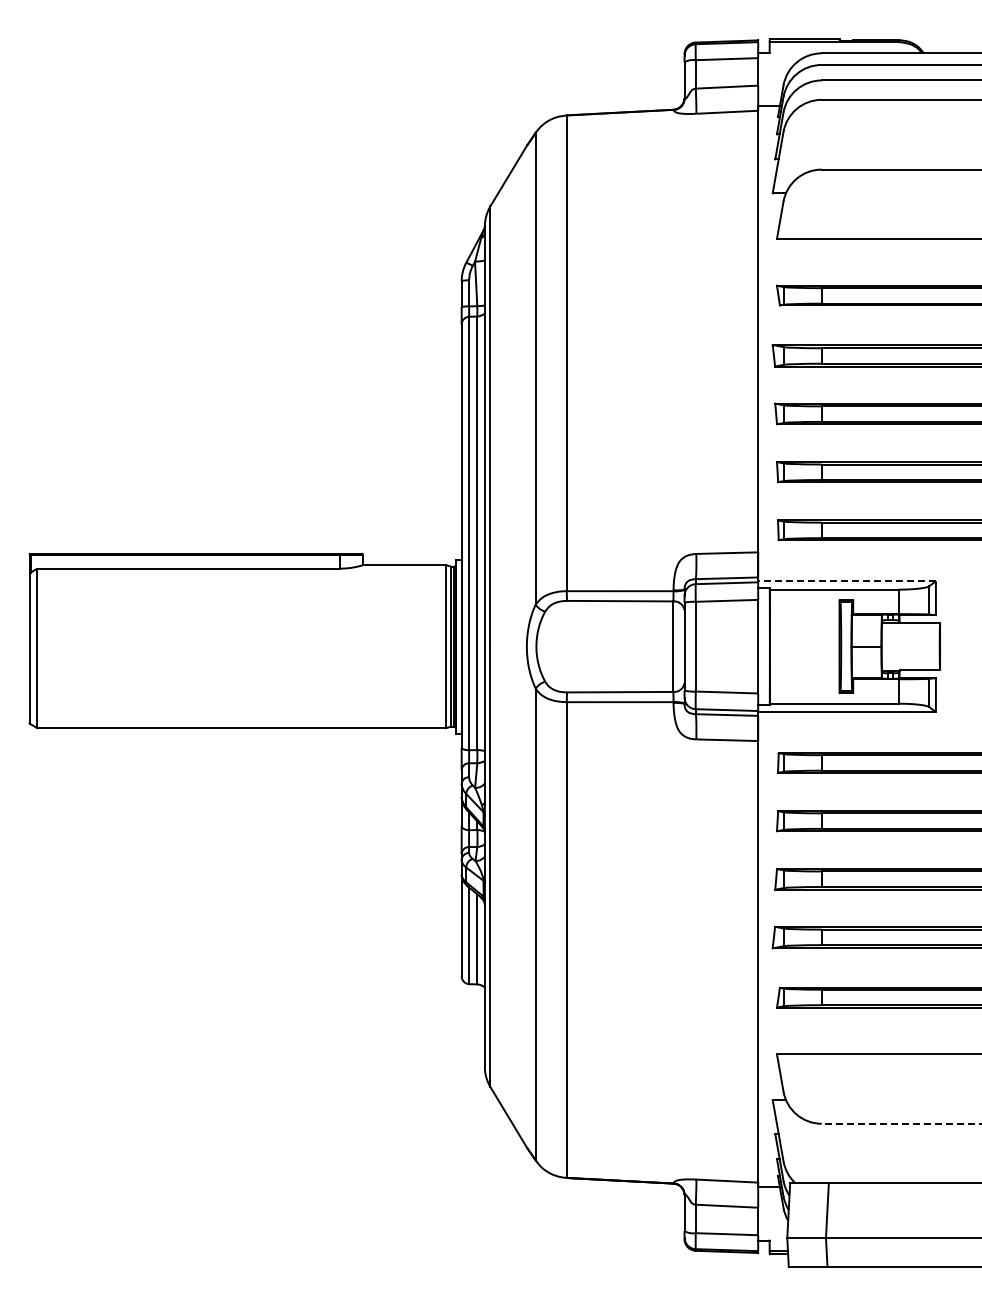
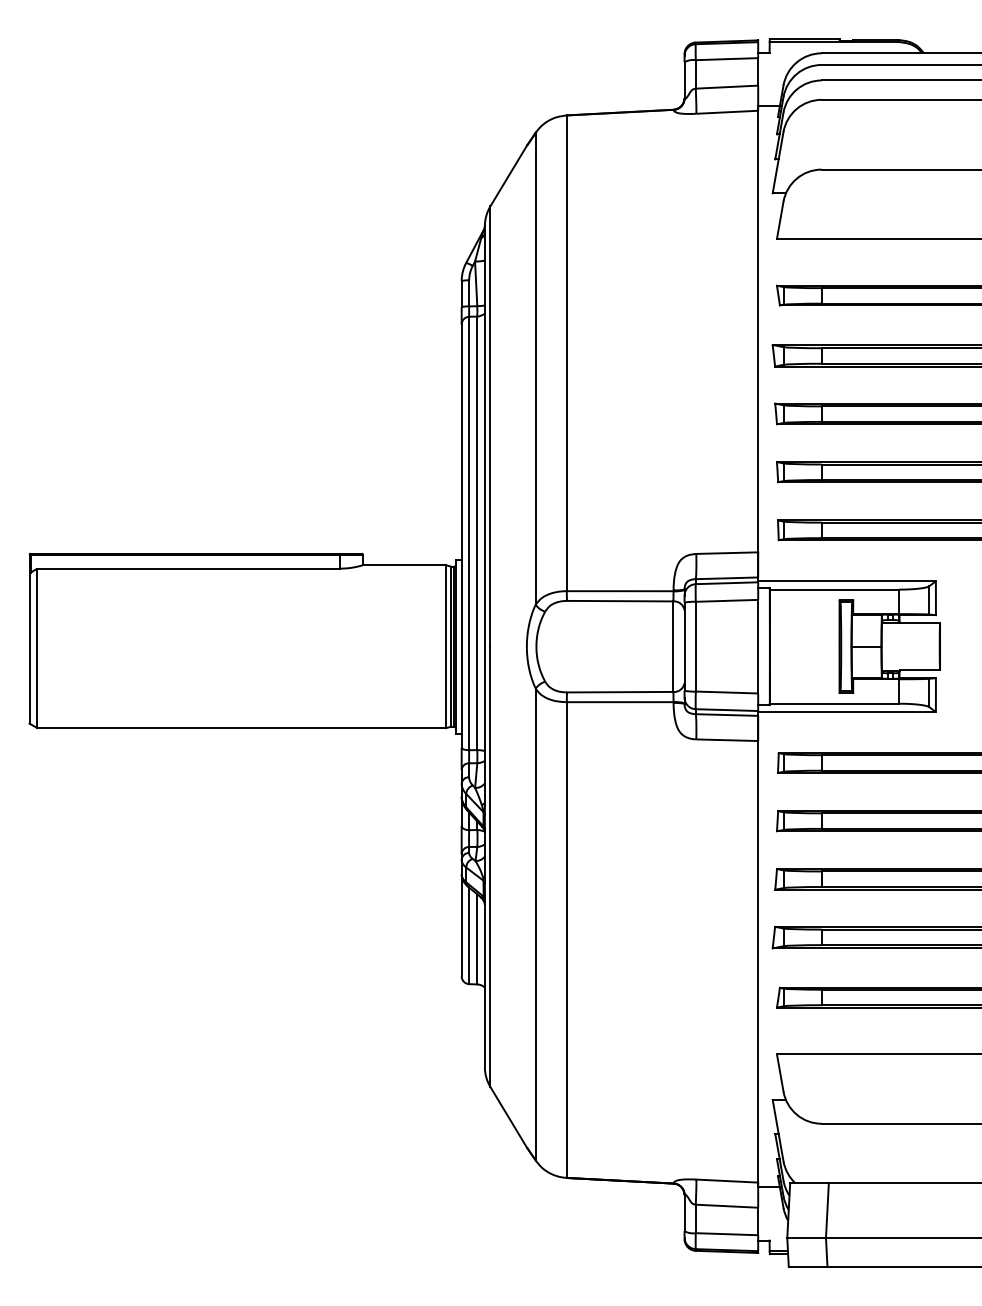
line: dashed -> solid (847, 581)
line: dashed -> solid (901, 1123)
